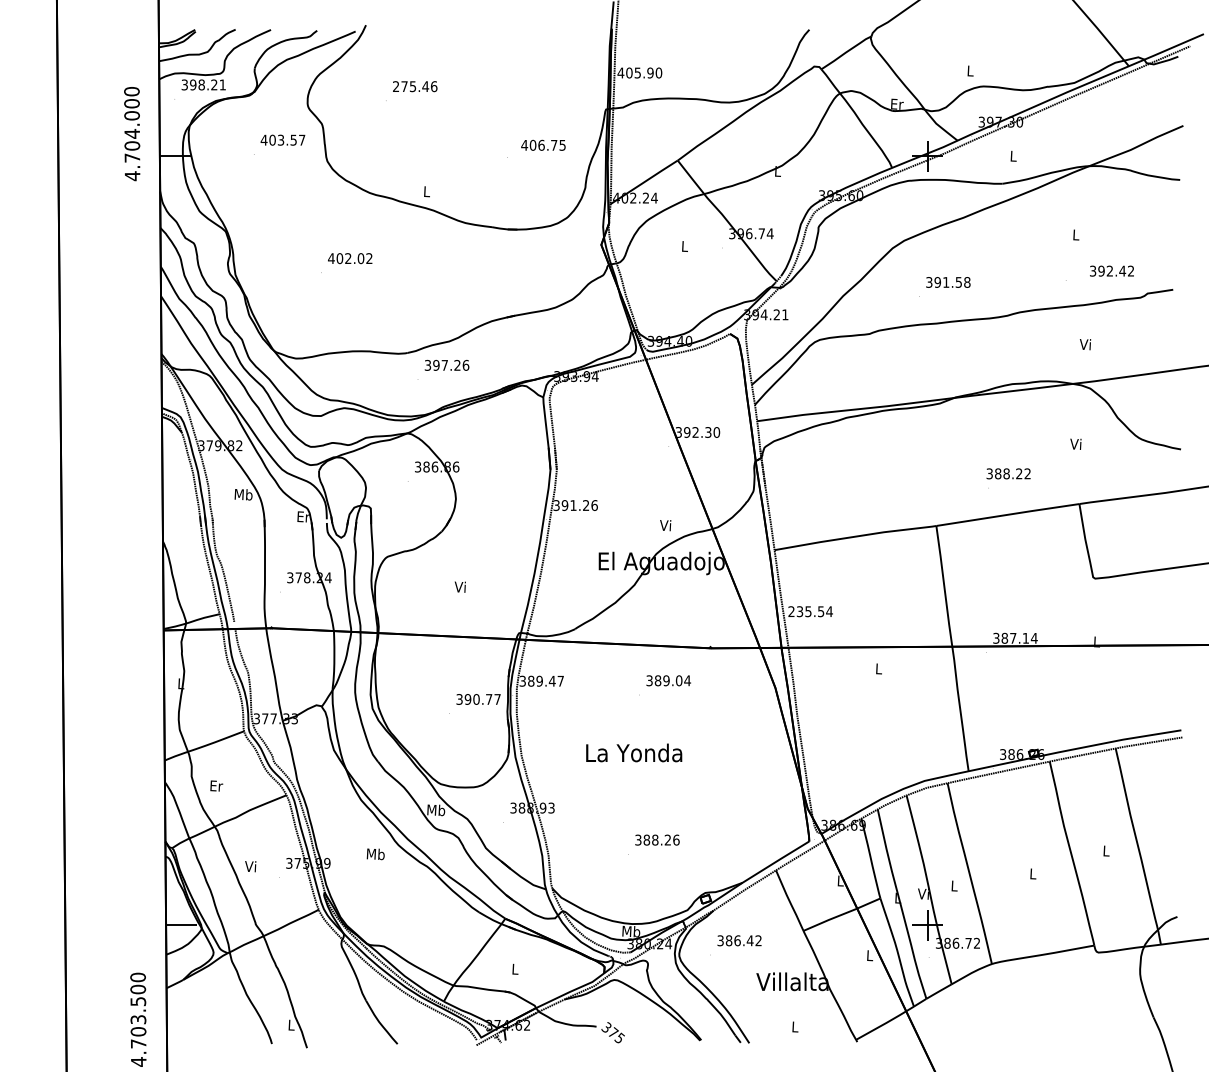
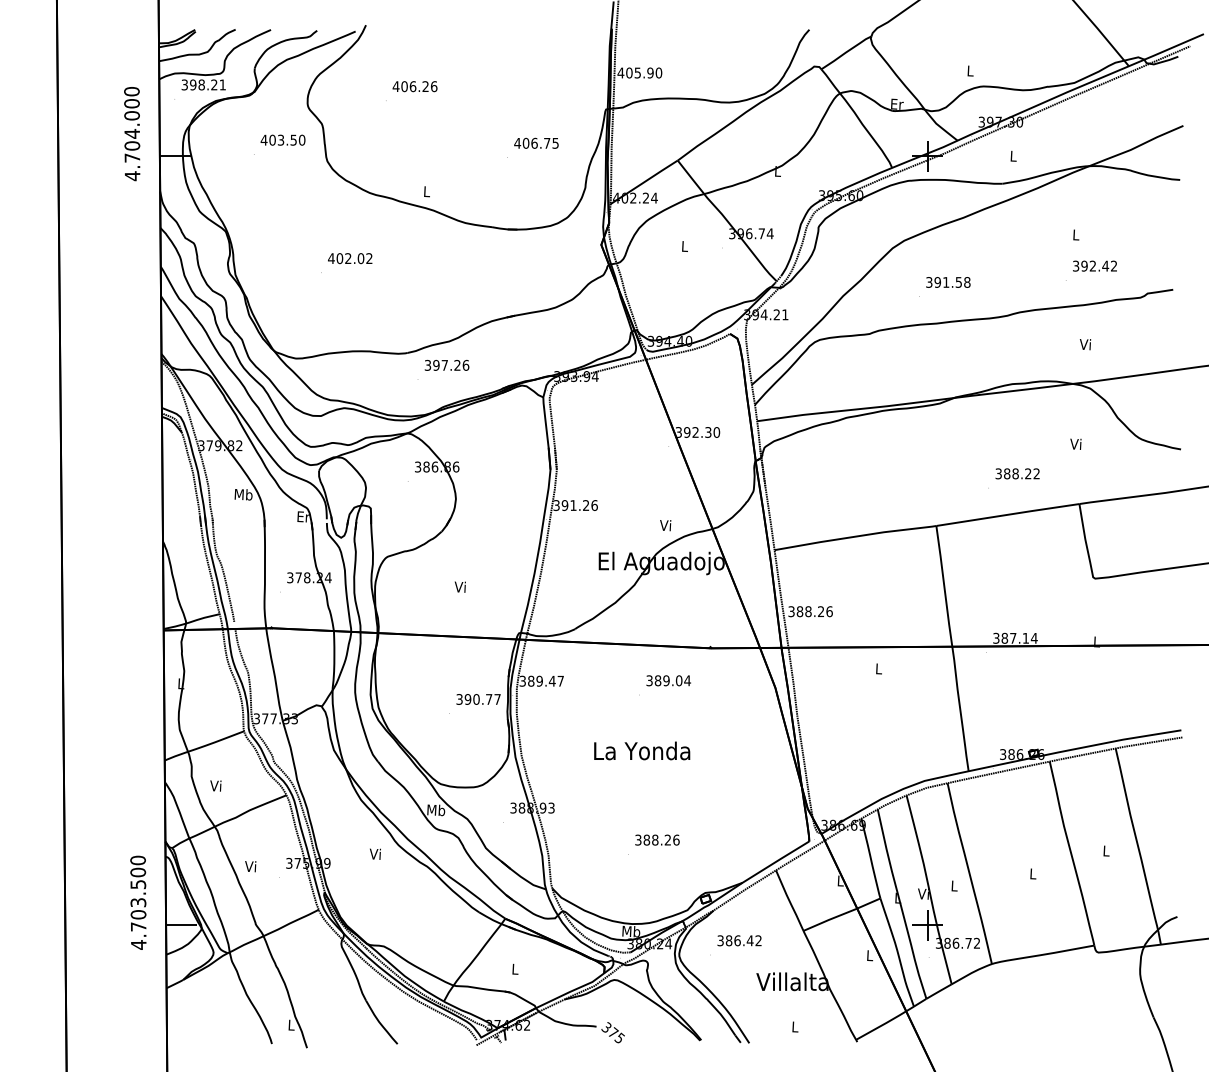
text: 275.46 -> 406.26 (410, 86)
text: 403.57 -> 403.50 (301, 139)
text position: (543, 144) -> (536, 142) (536, 142)
text position: (1111, 270) -> (1094, 265) (1094, 265)
text position: (1008, 473) -> (1017, 473) (1017, 473)
text: 235.54 -> 388.26 (810, 611)
text position: (634, 752) -> (642, 750) (642, 750)
text: Er -> Vi (216, 785)
text: Mb -> Vi (375, 854)
text position: (138, 1019) -> (138, 902) (138, 902)
